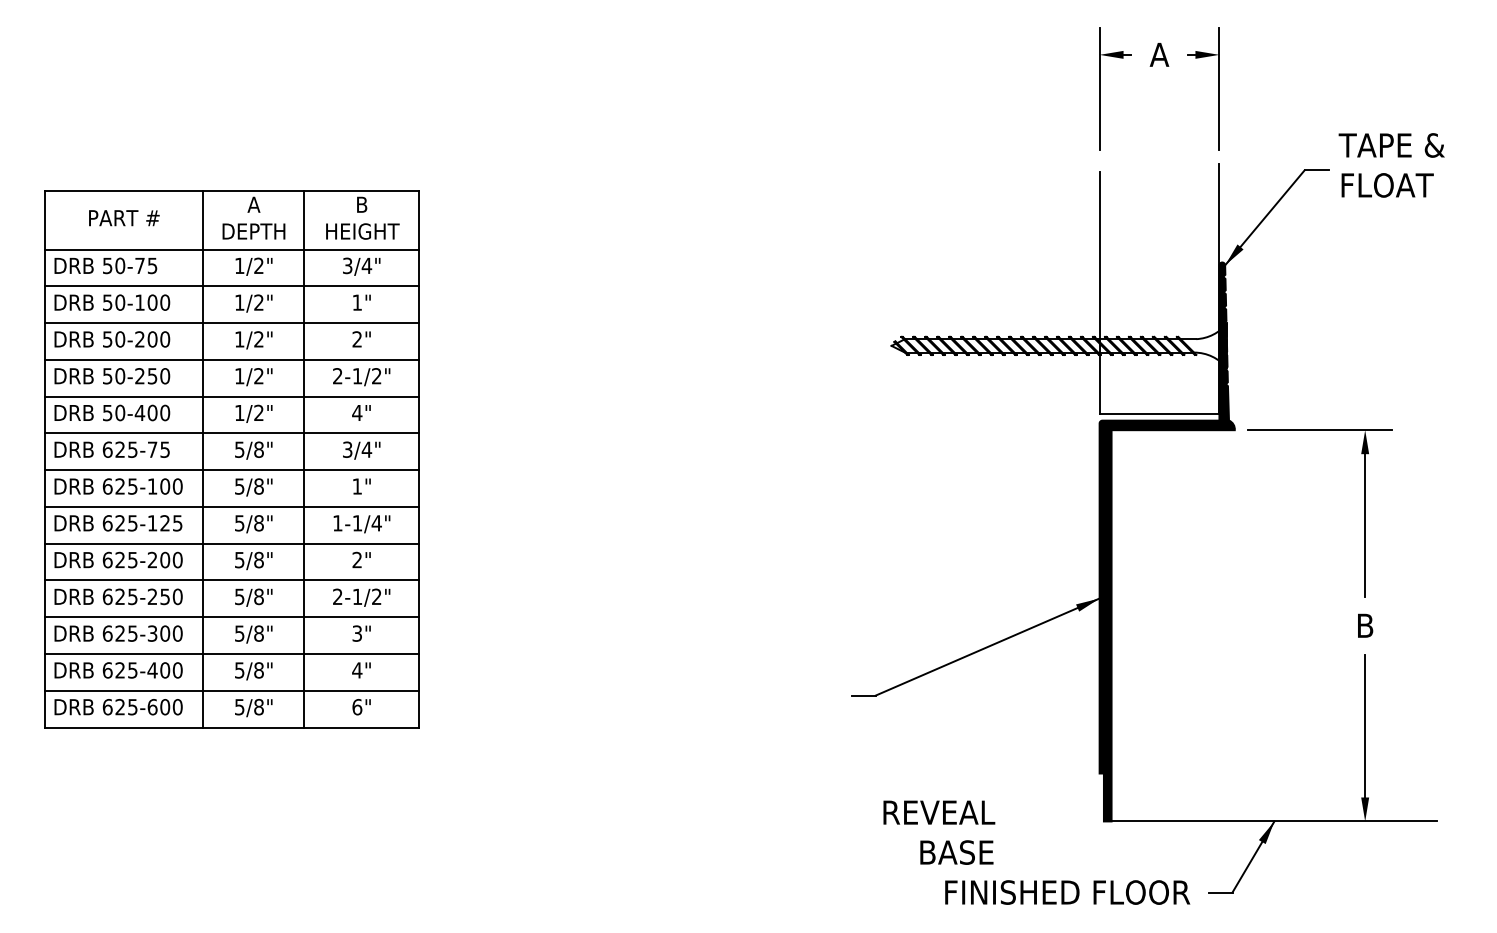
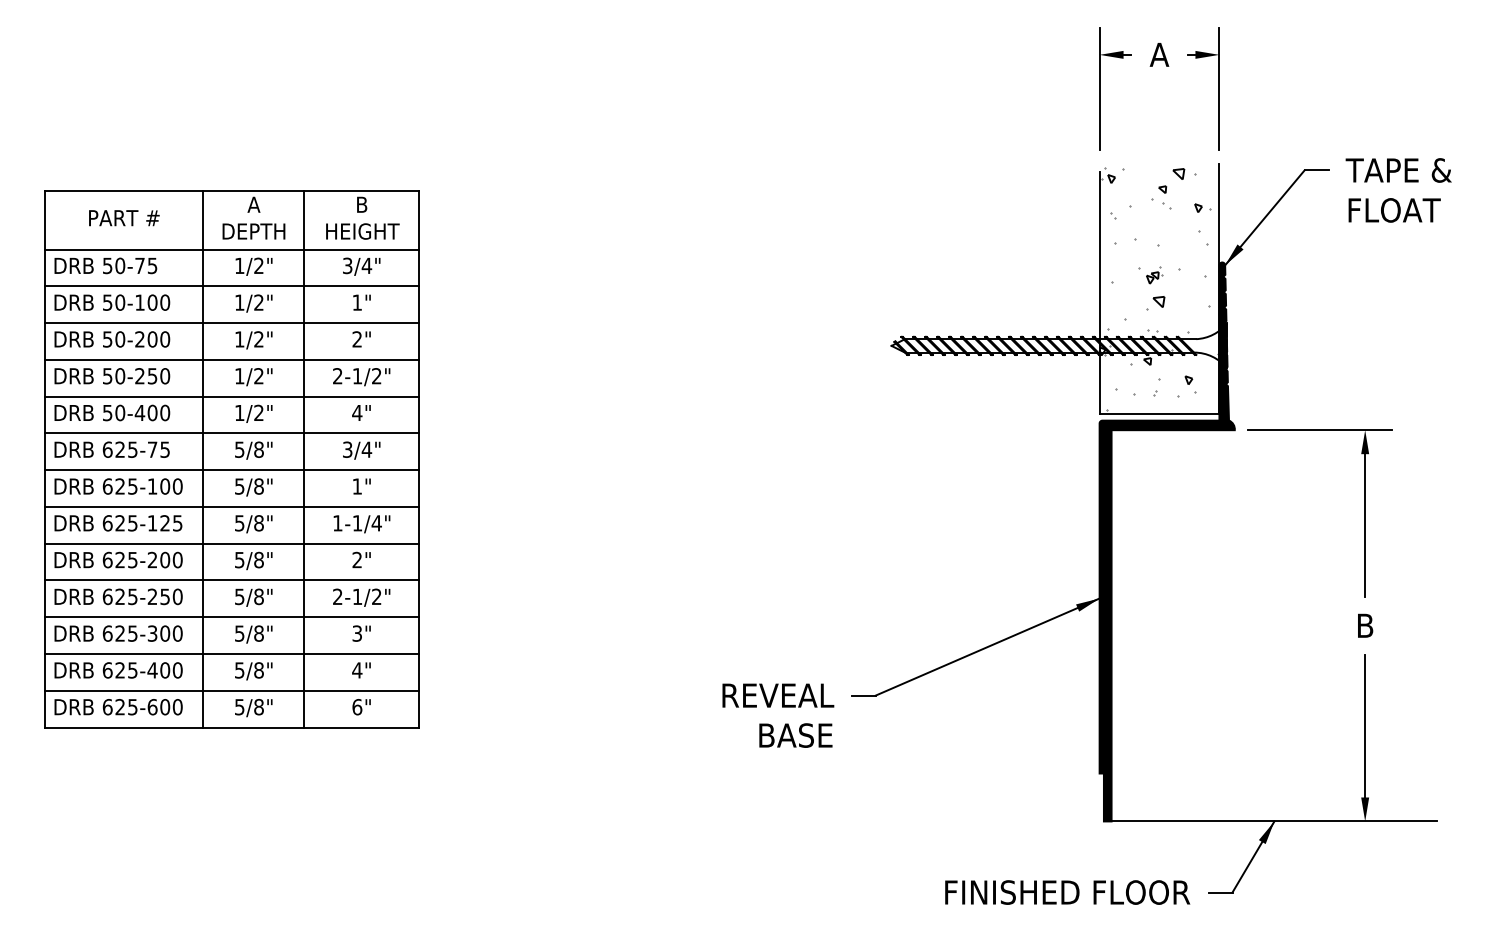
text position: (1391, 165) -> (1398, 190) (1398, 190)
hatch: none -> present (1159, 288)
text position: (939, 832) -> (778, 715) (778, 715)
